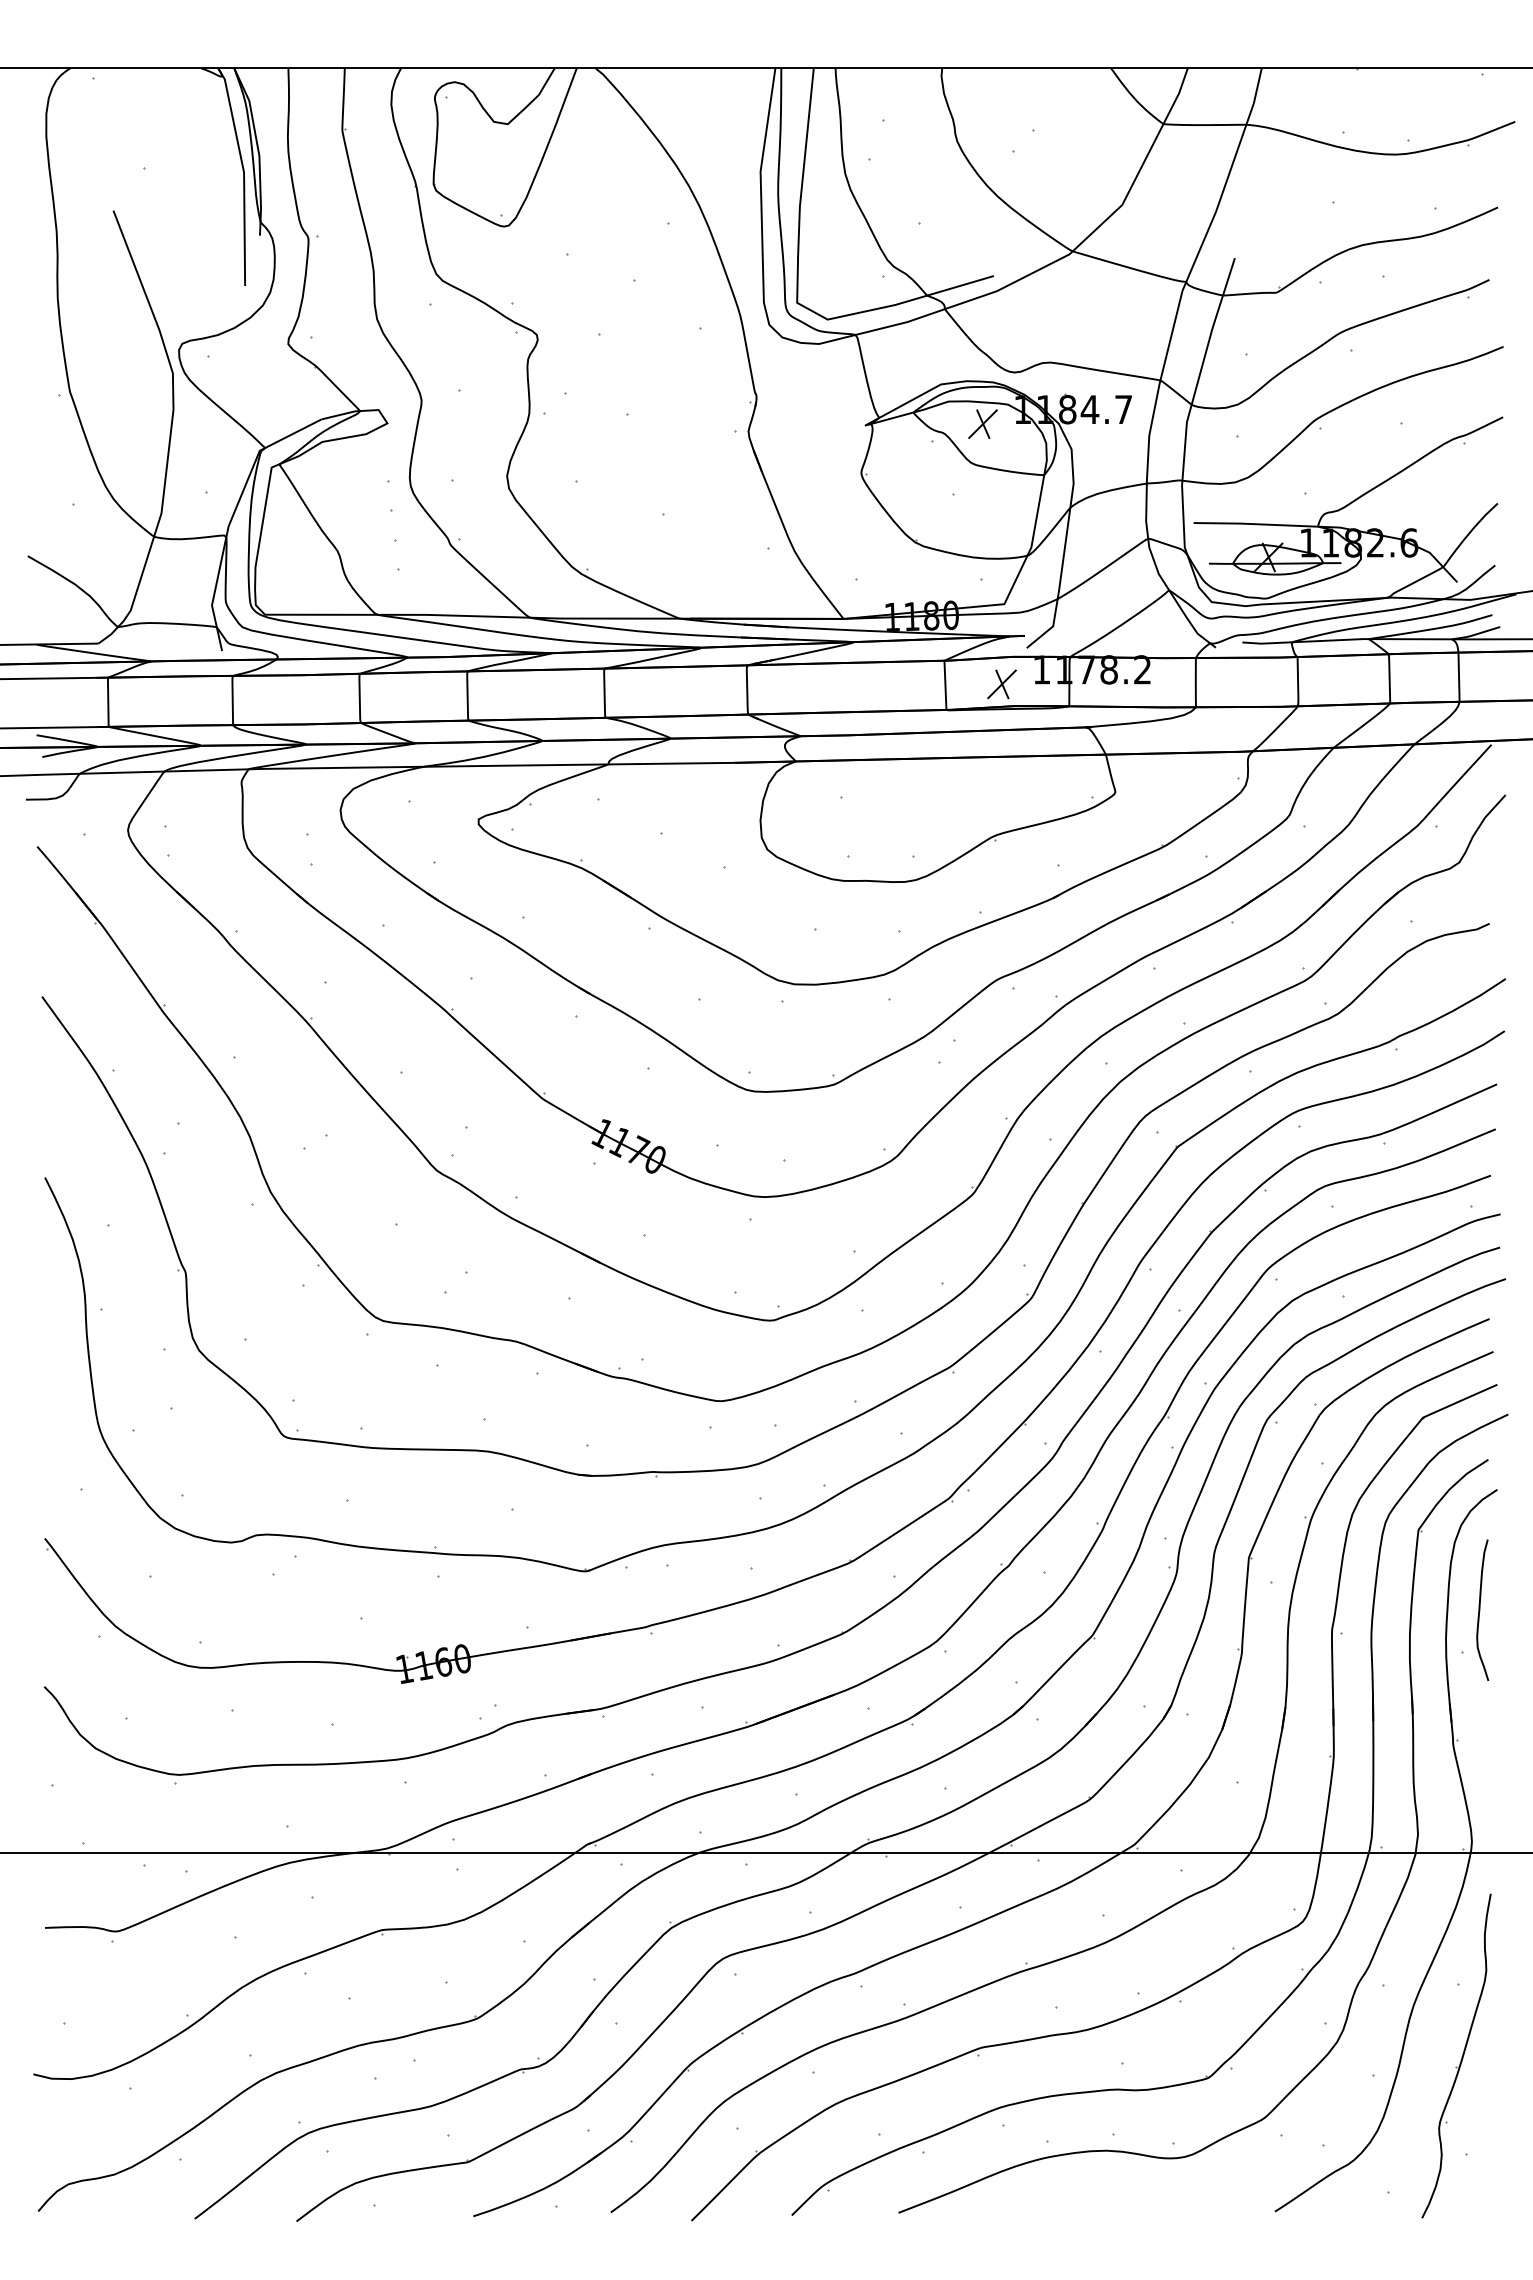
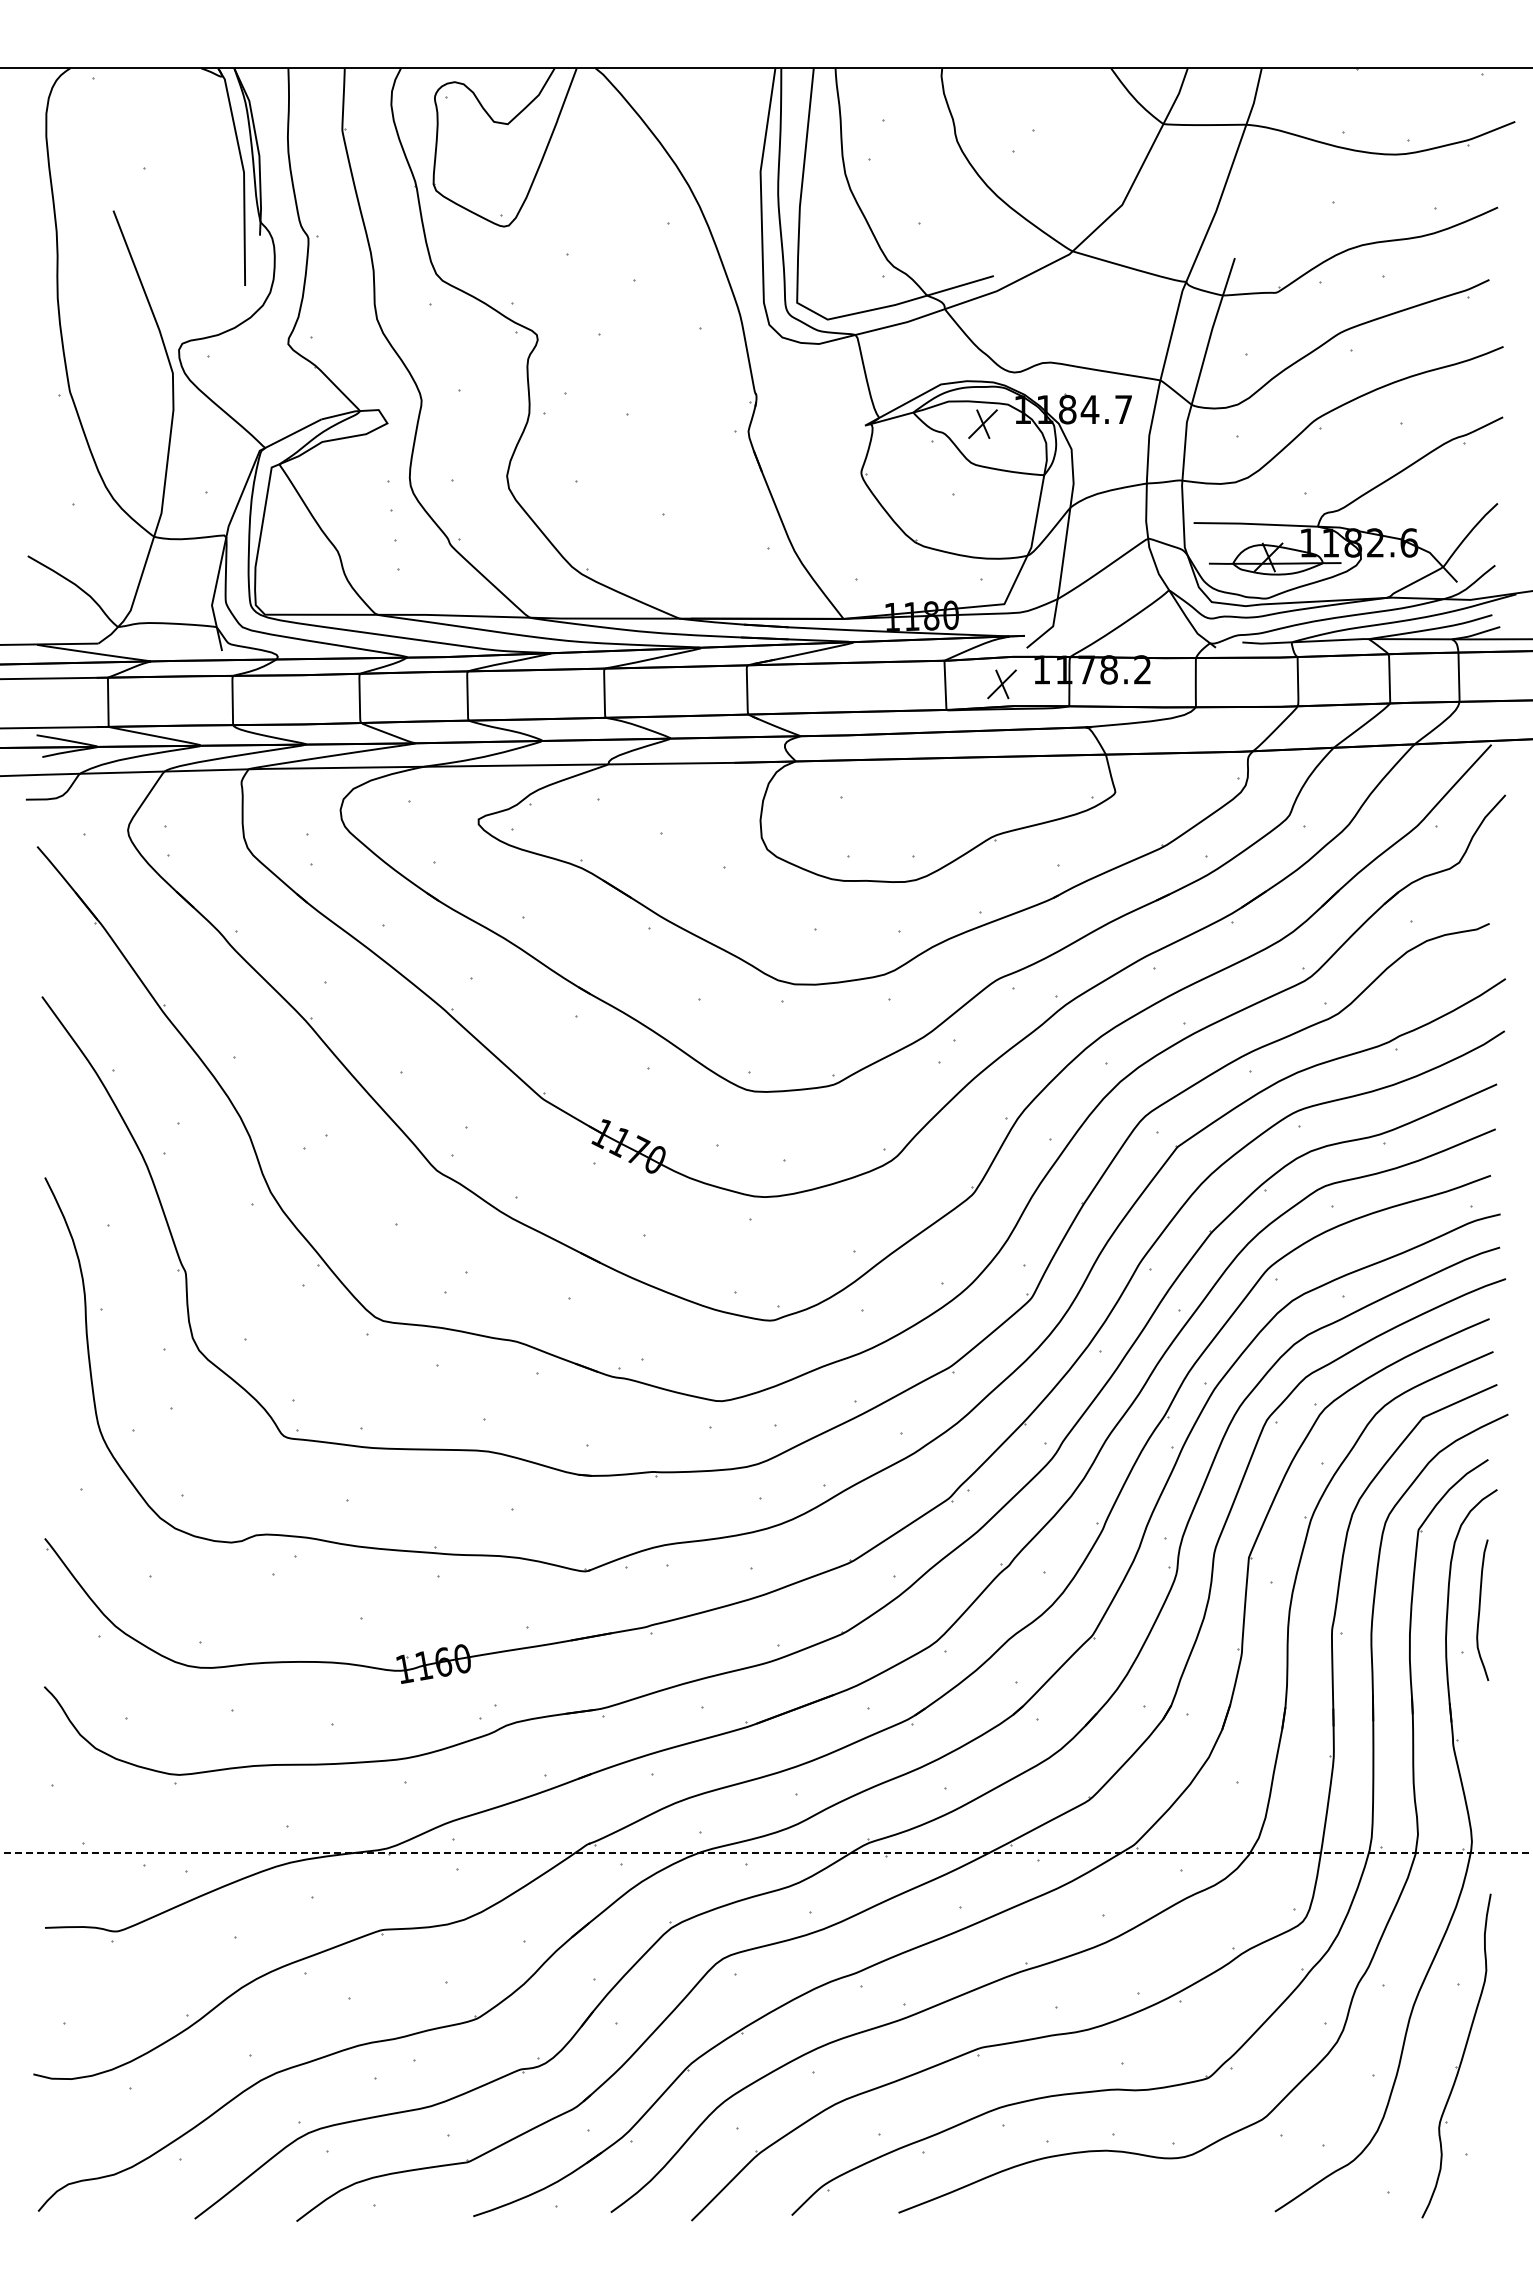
line: solid -> dashed (765, 1852)
